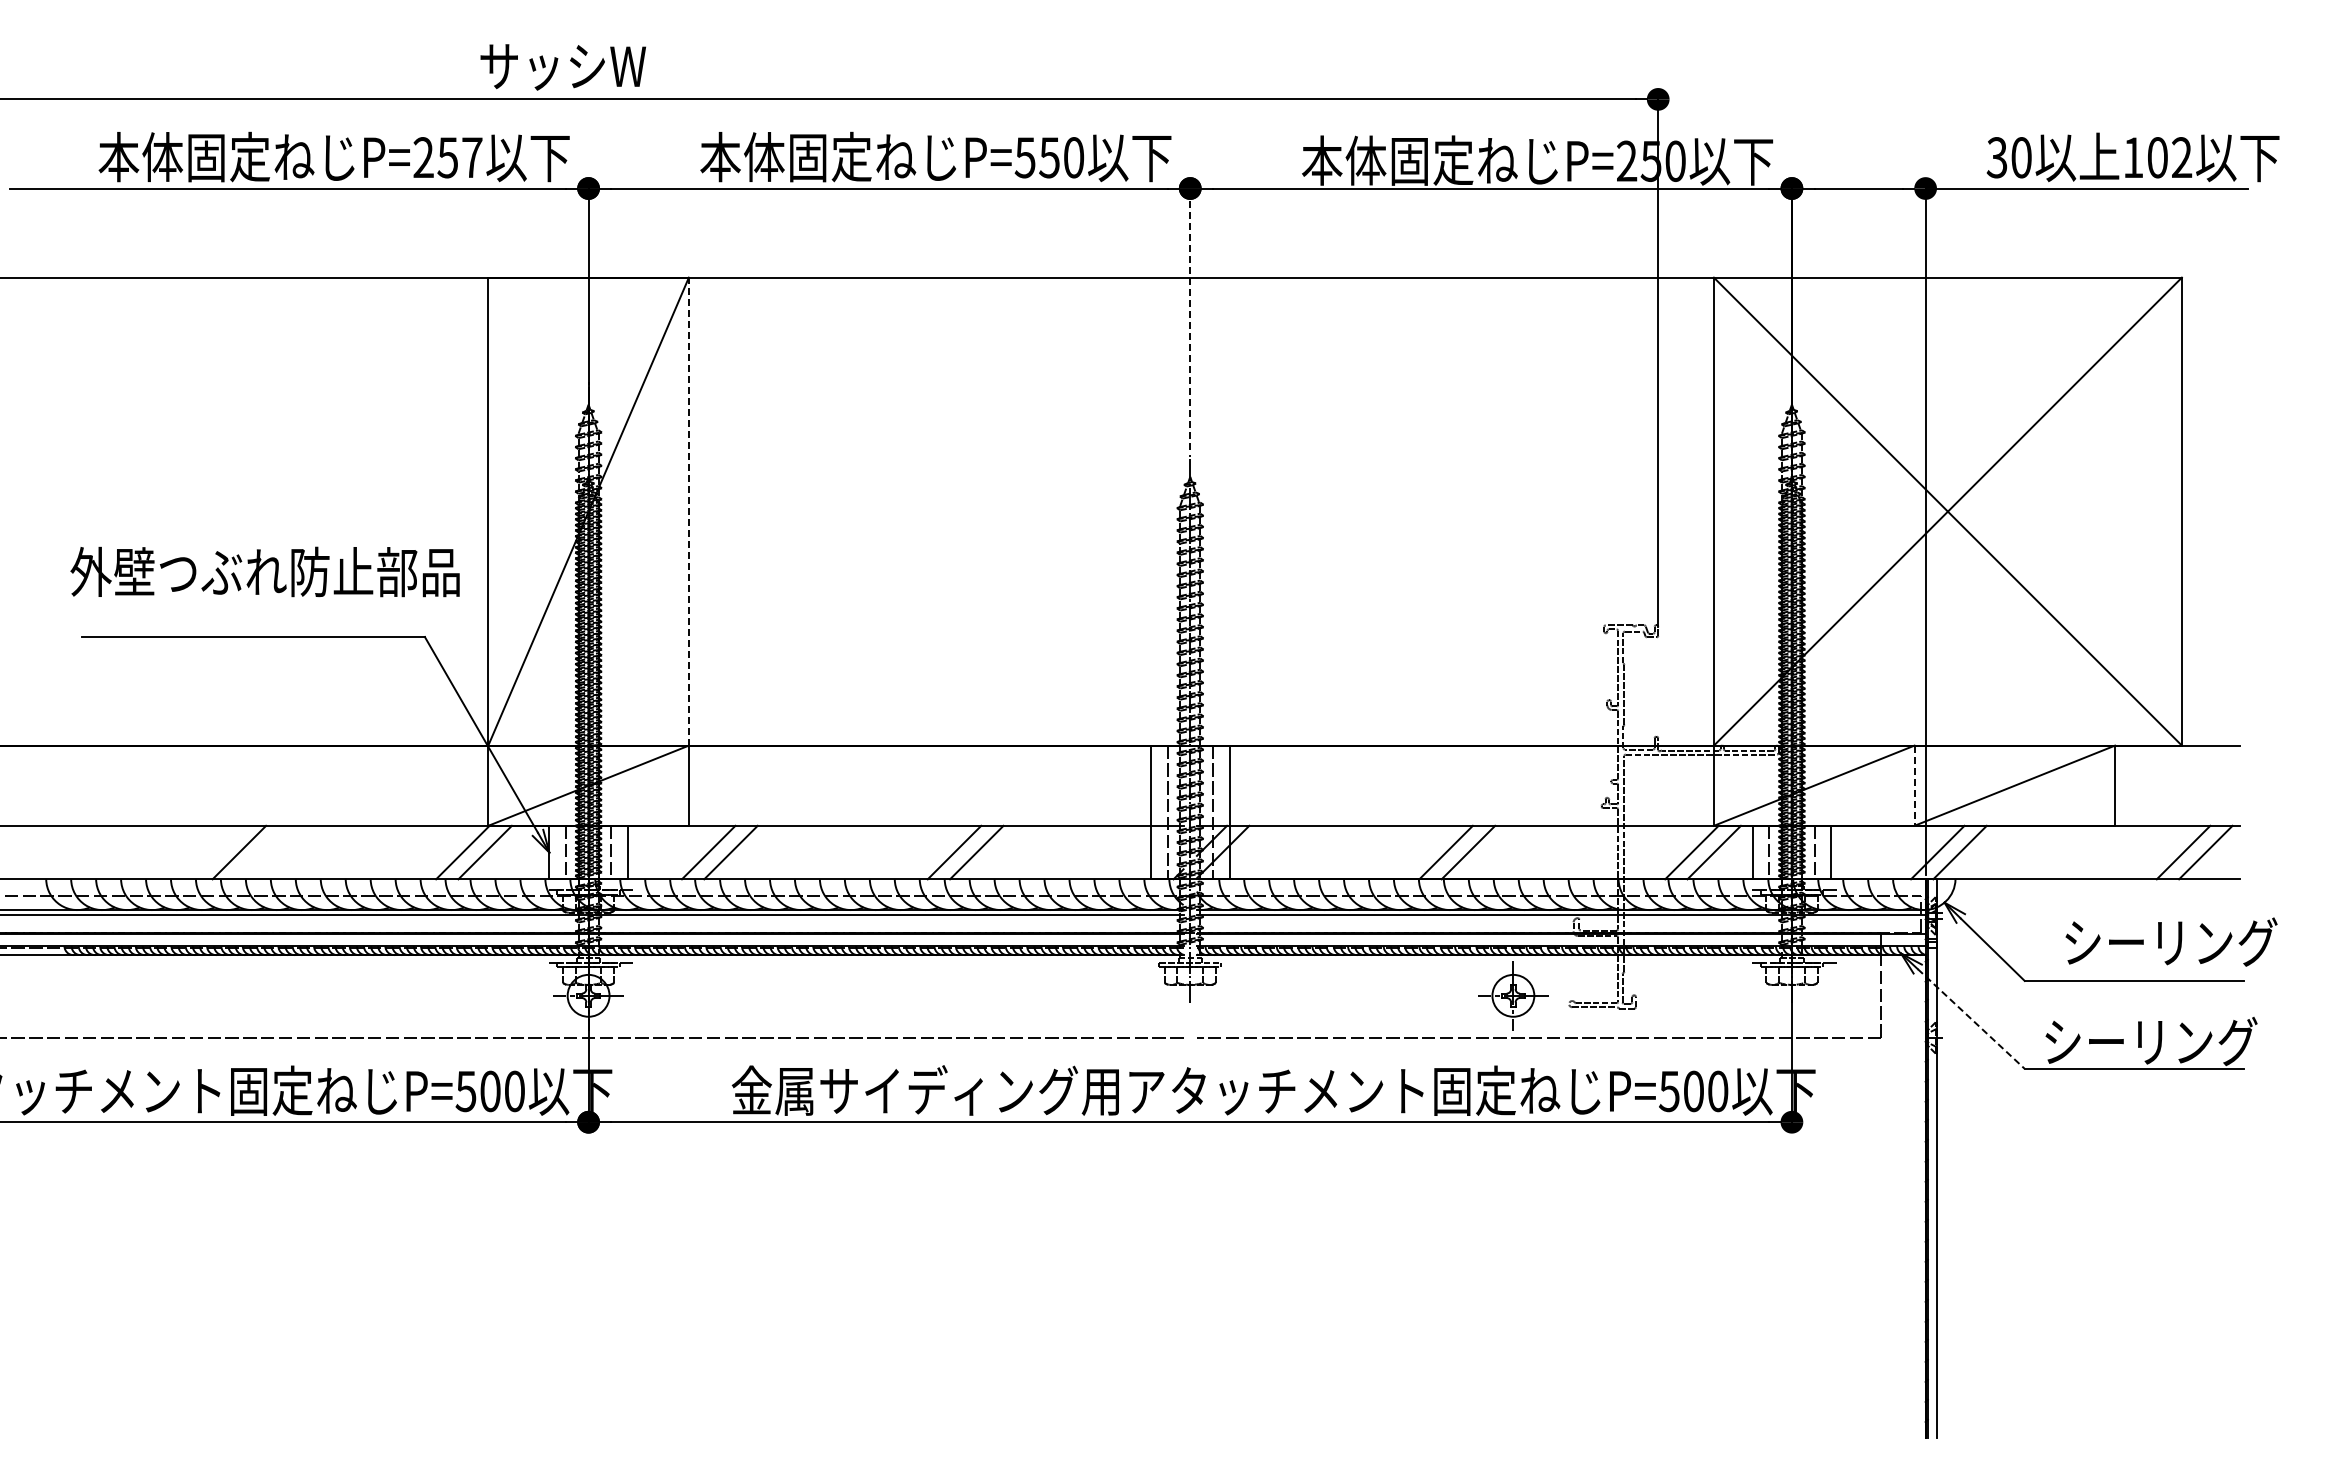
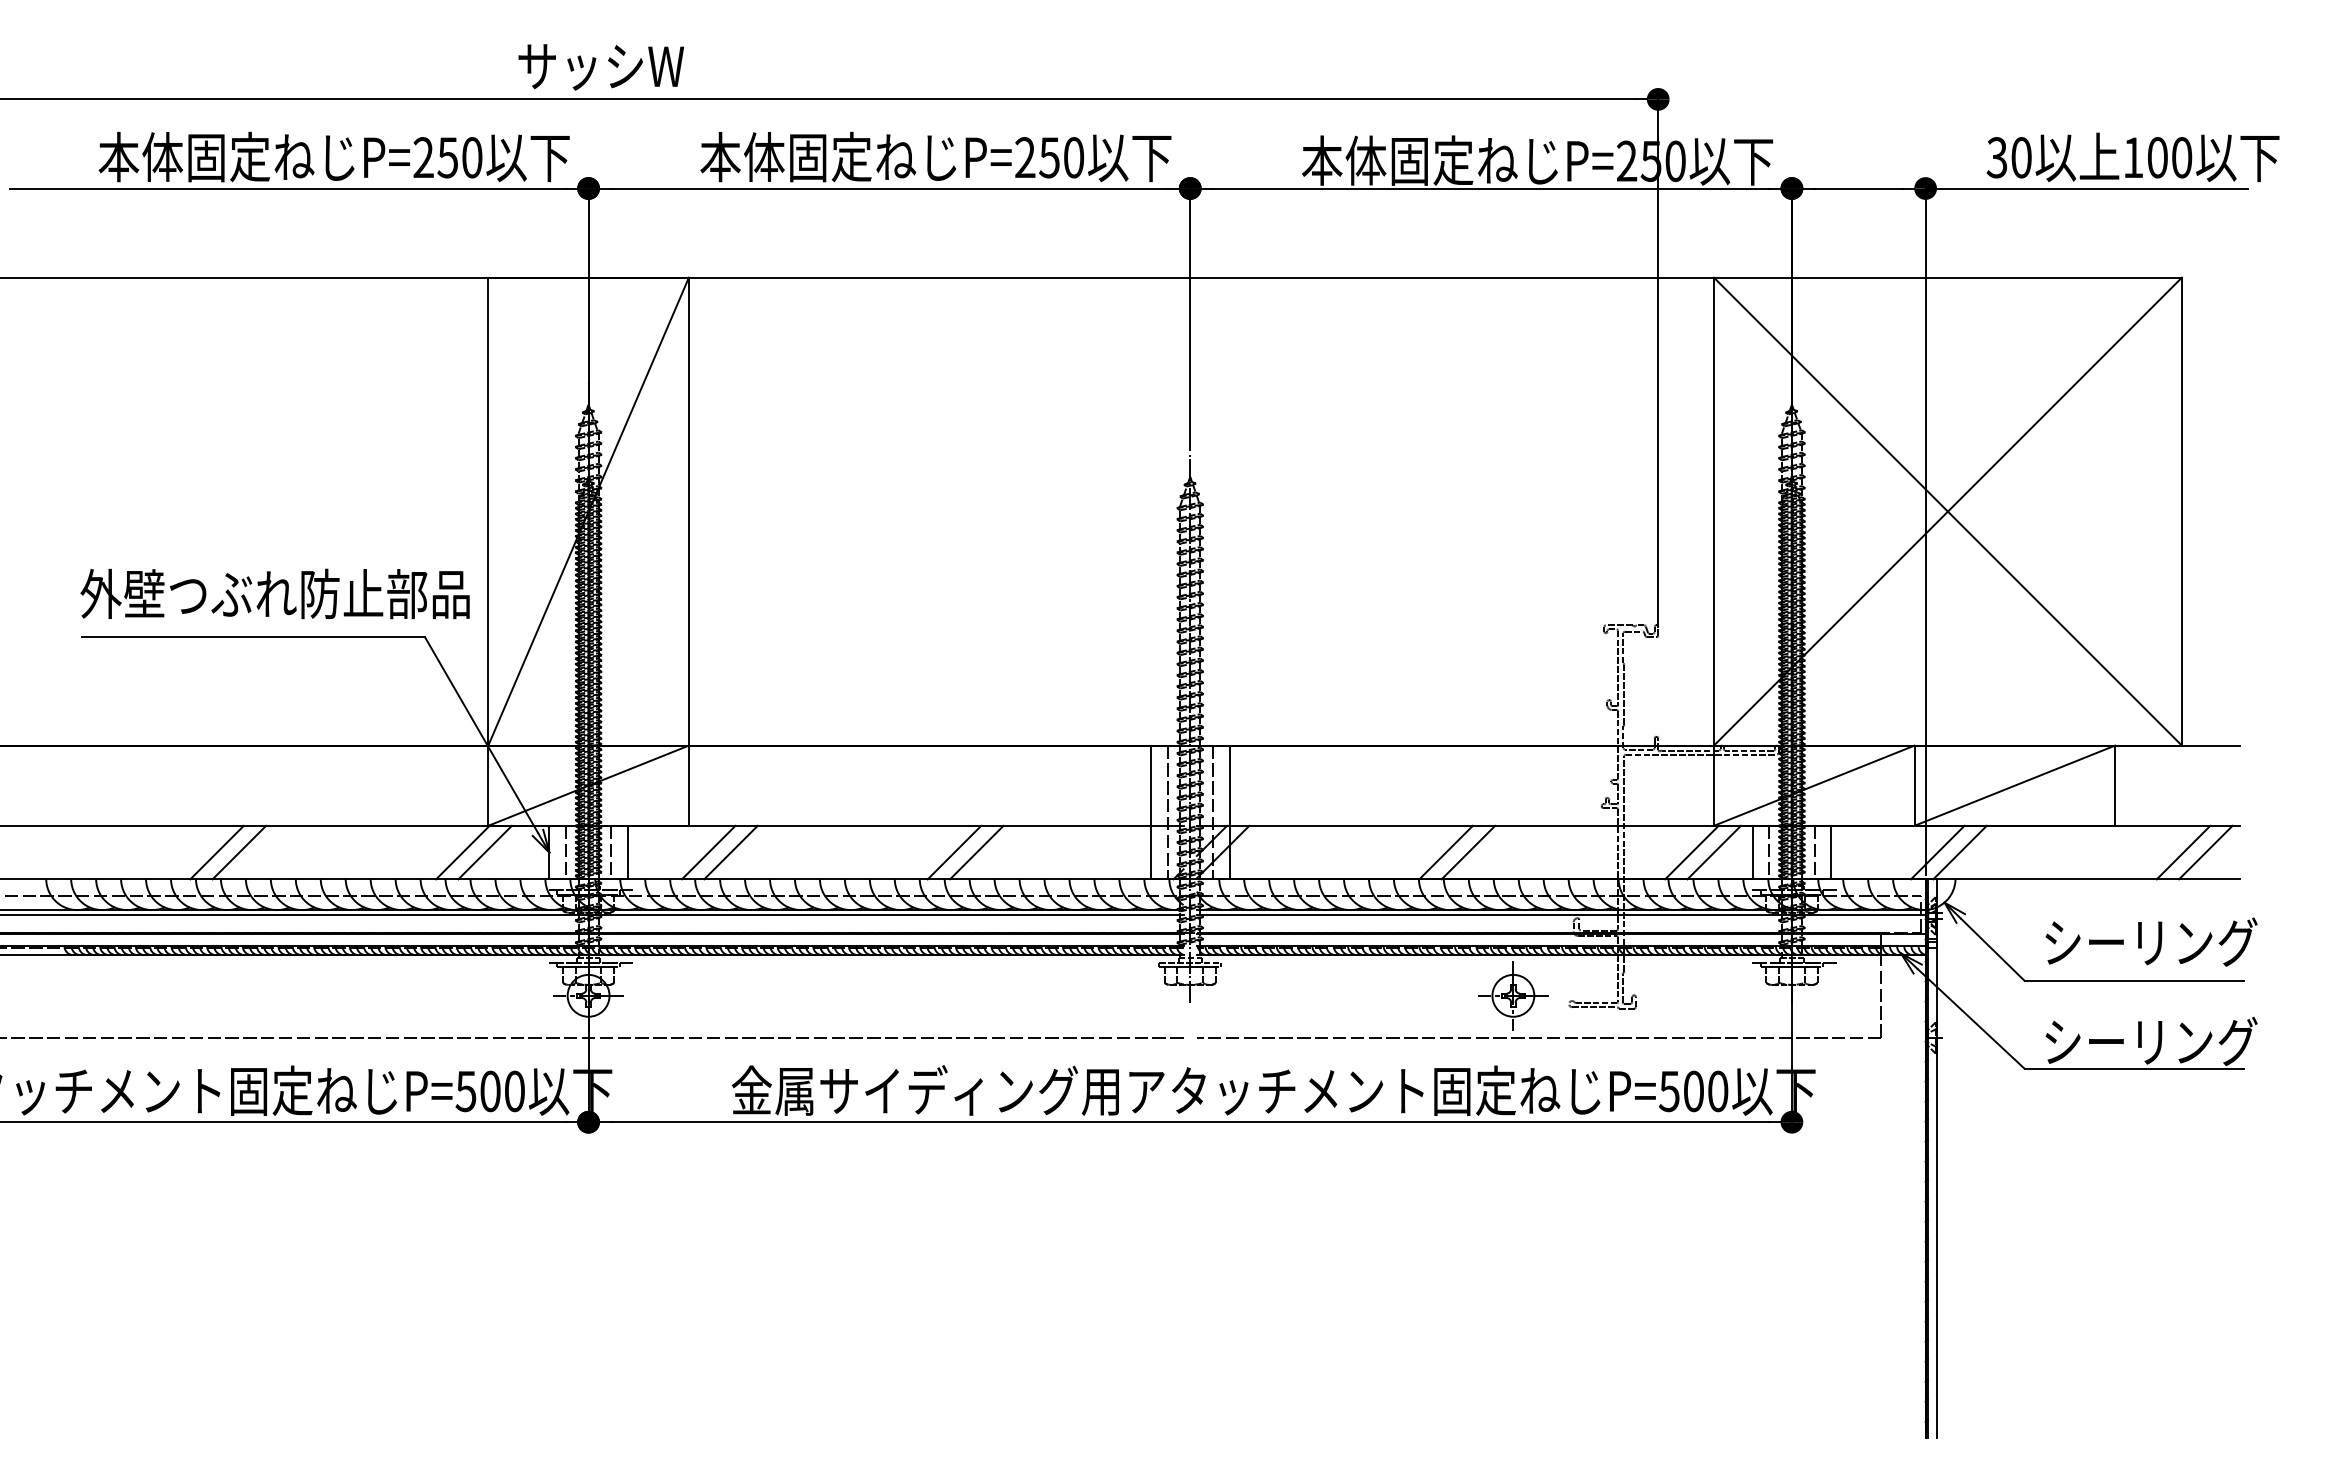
text position: (562, 67) -> (600, 67) (600, 67)
text: P=257 -> P=250 (472, 157)
text: P=550 -> P=250 (1024, 157)
text: 102 -> 100 (2182, 157)
line: dashed -> solid (1190, 317)
line: dashed -> solid (688, 511)
text position: (264, 571) -> (274, 593) (274, 593)
line: dashed -> solid (1914, 786)
line: none -> present (216, 852)
text position: (2171, 941) -> (2151, 941) (2151, 941)
line: dashed -> solid (1971, 1019)
